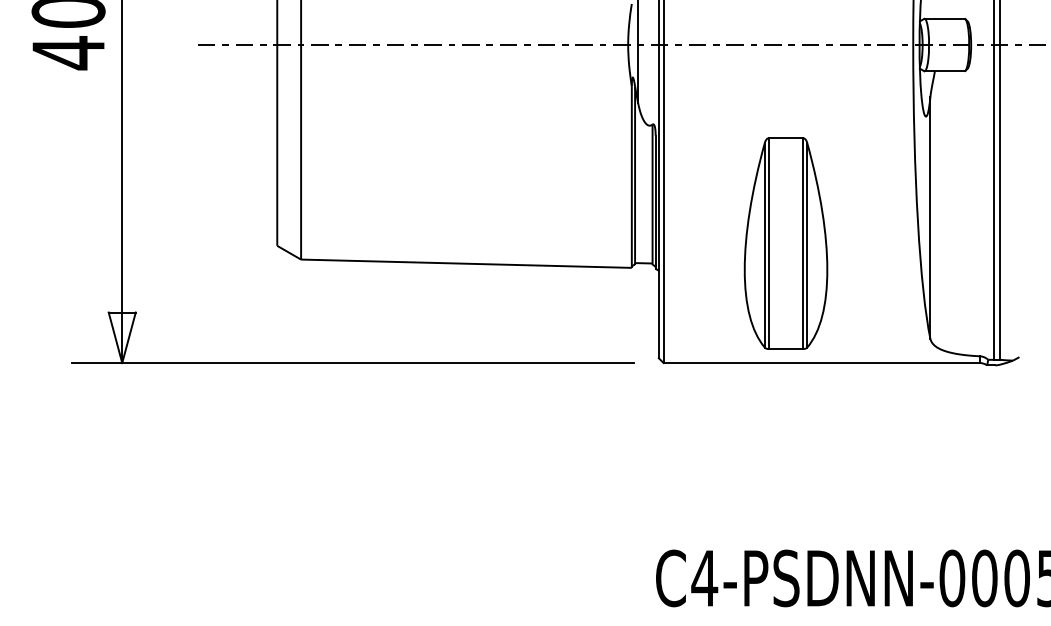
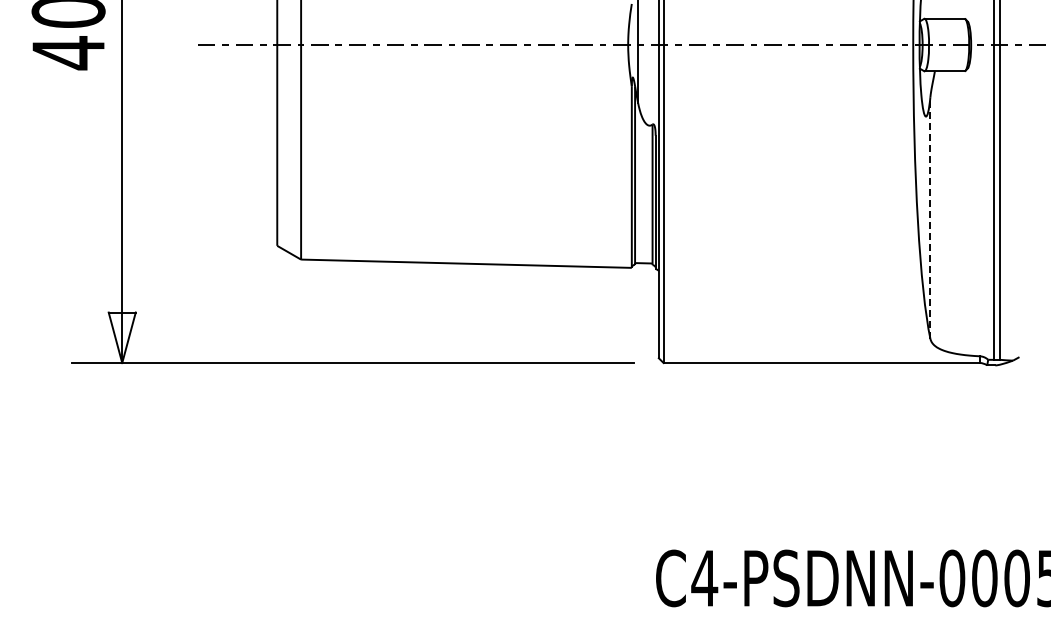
line: solid -> dashed (930, 218)
part: present -> none (785, 243)
